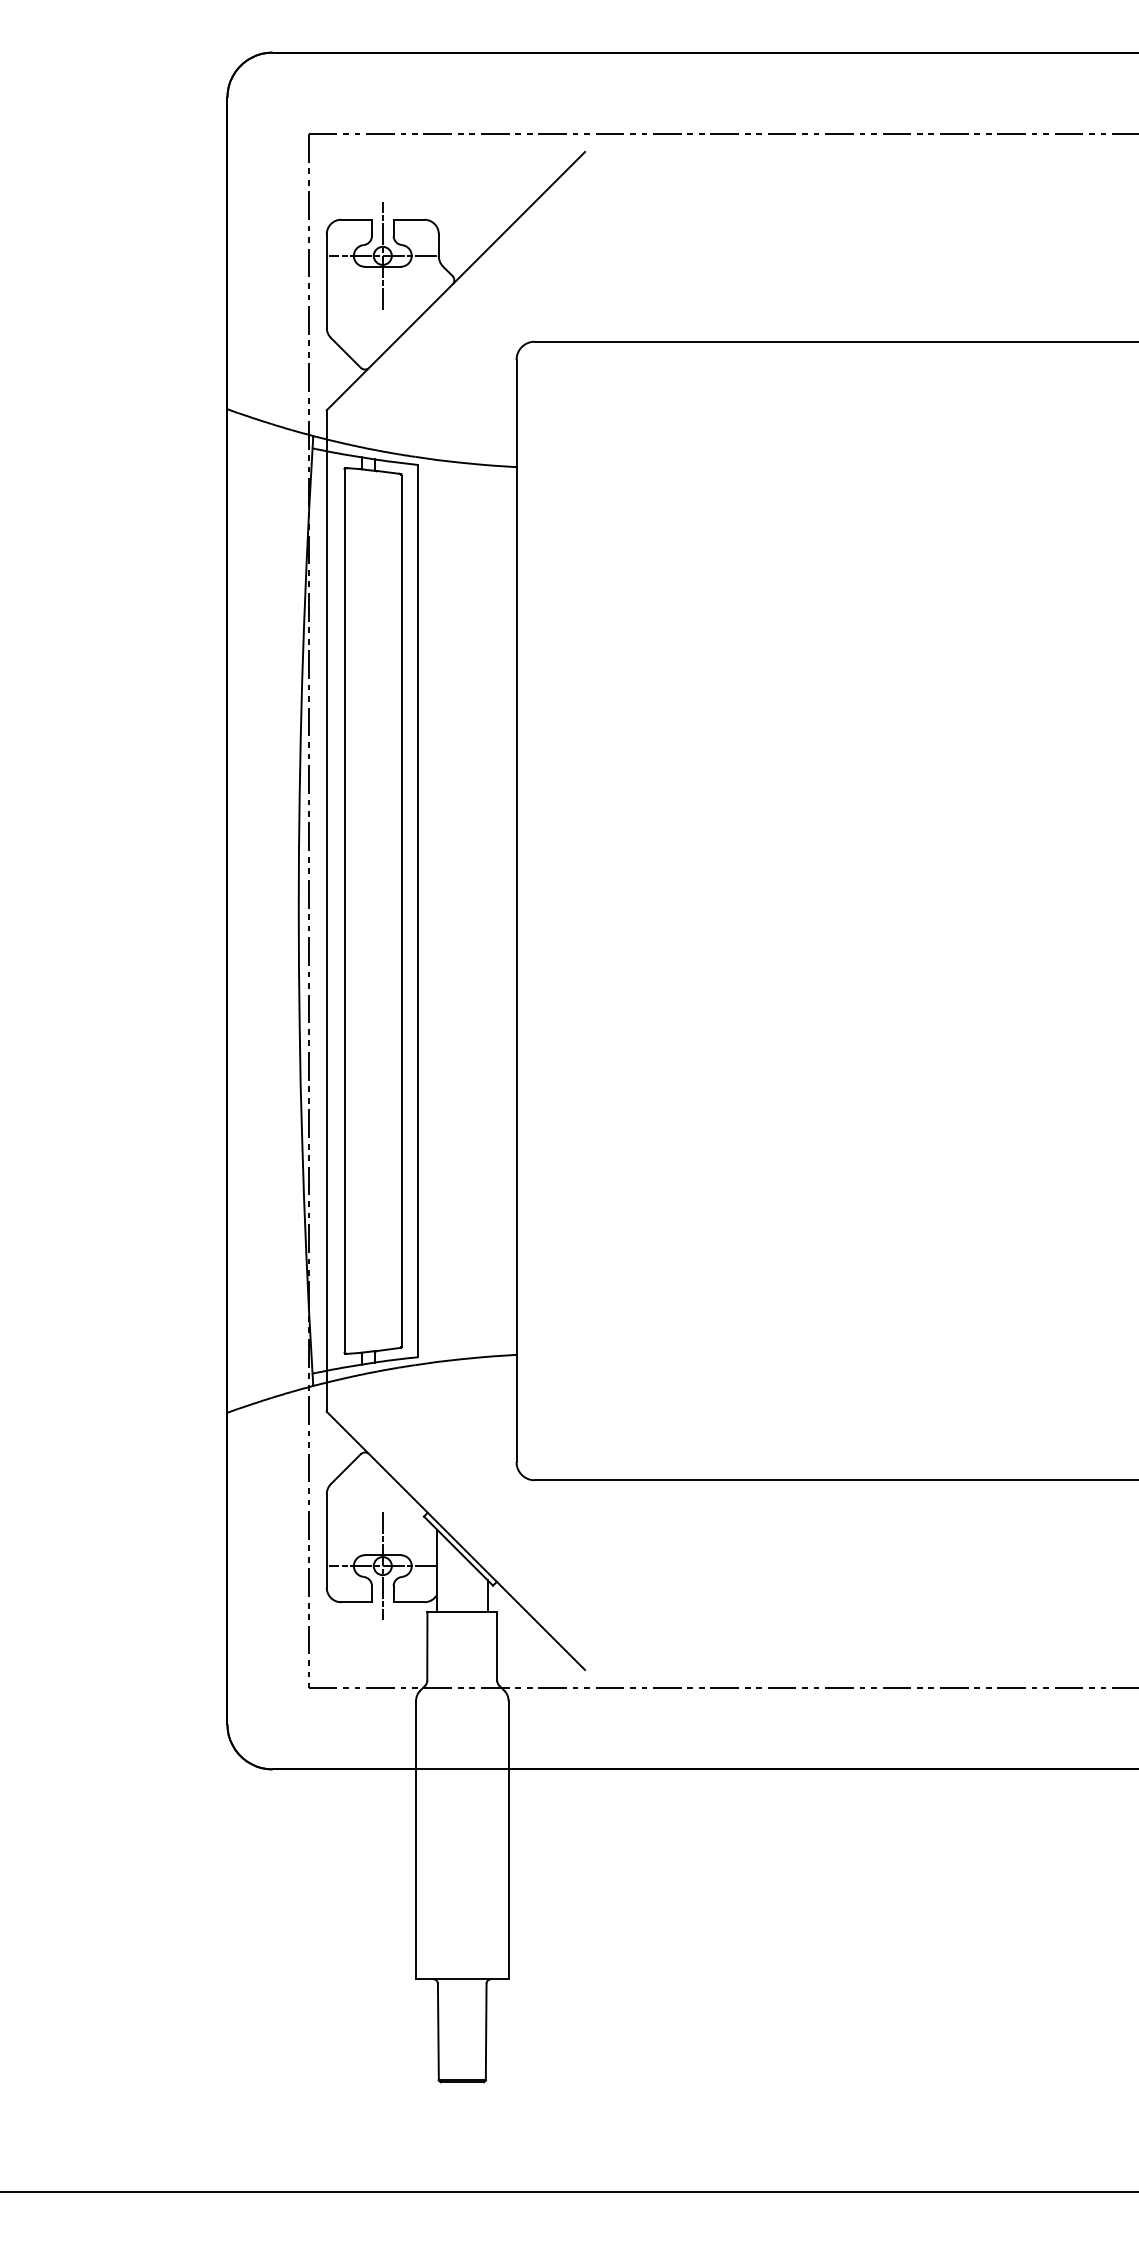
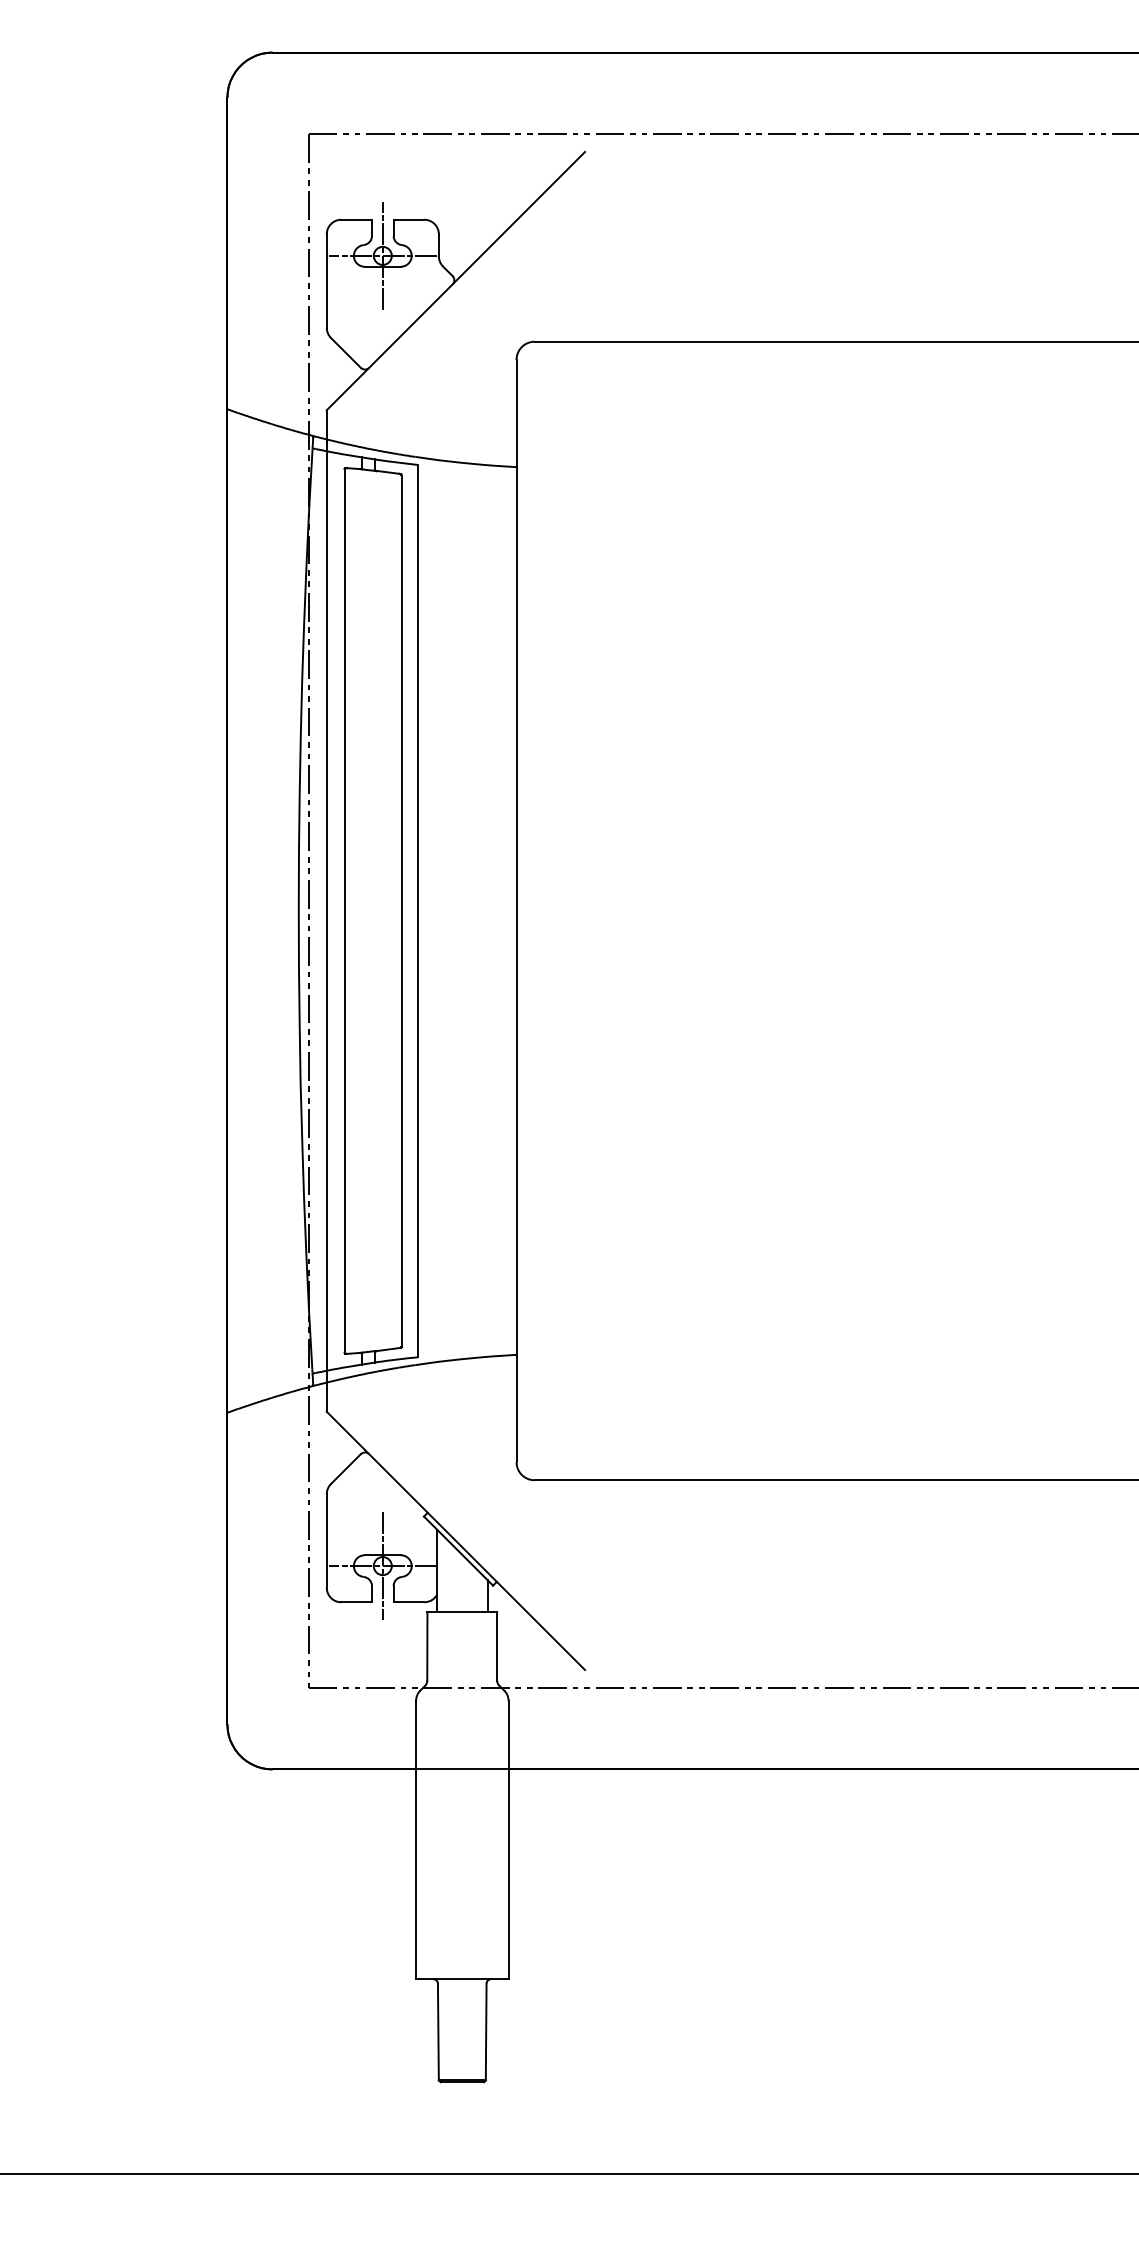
line position: (568, 2192) -> (568, 2174) (568, 2174)
